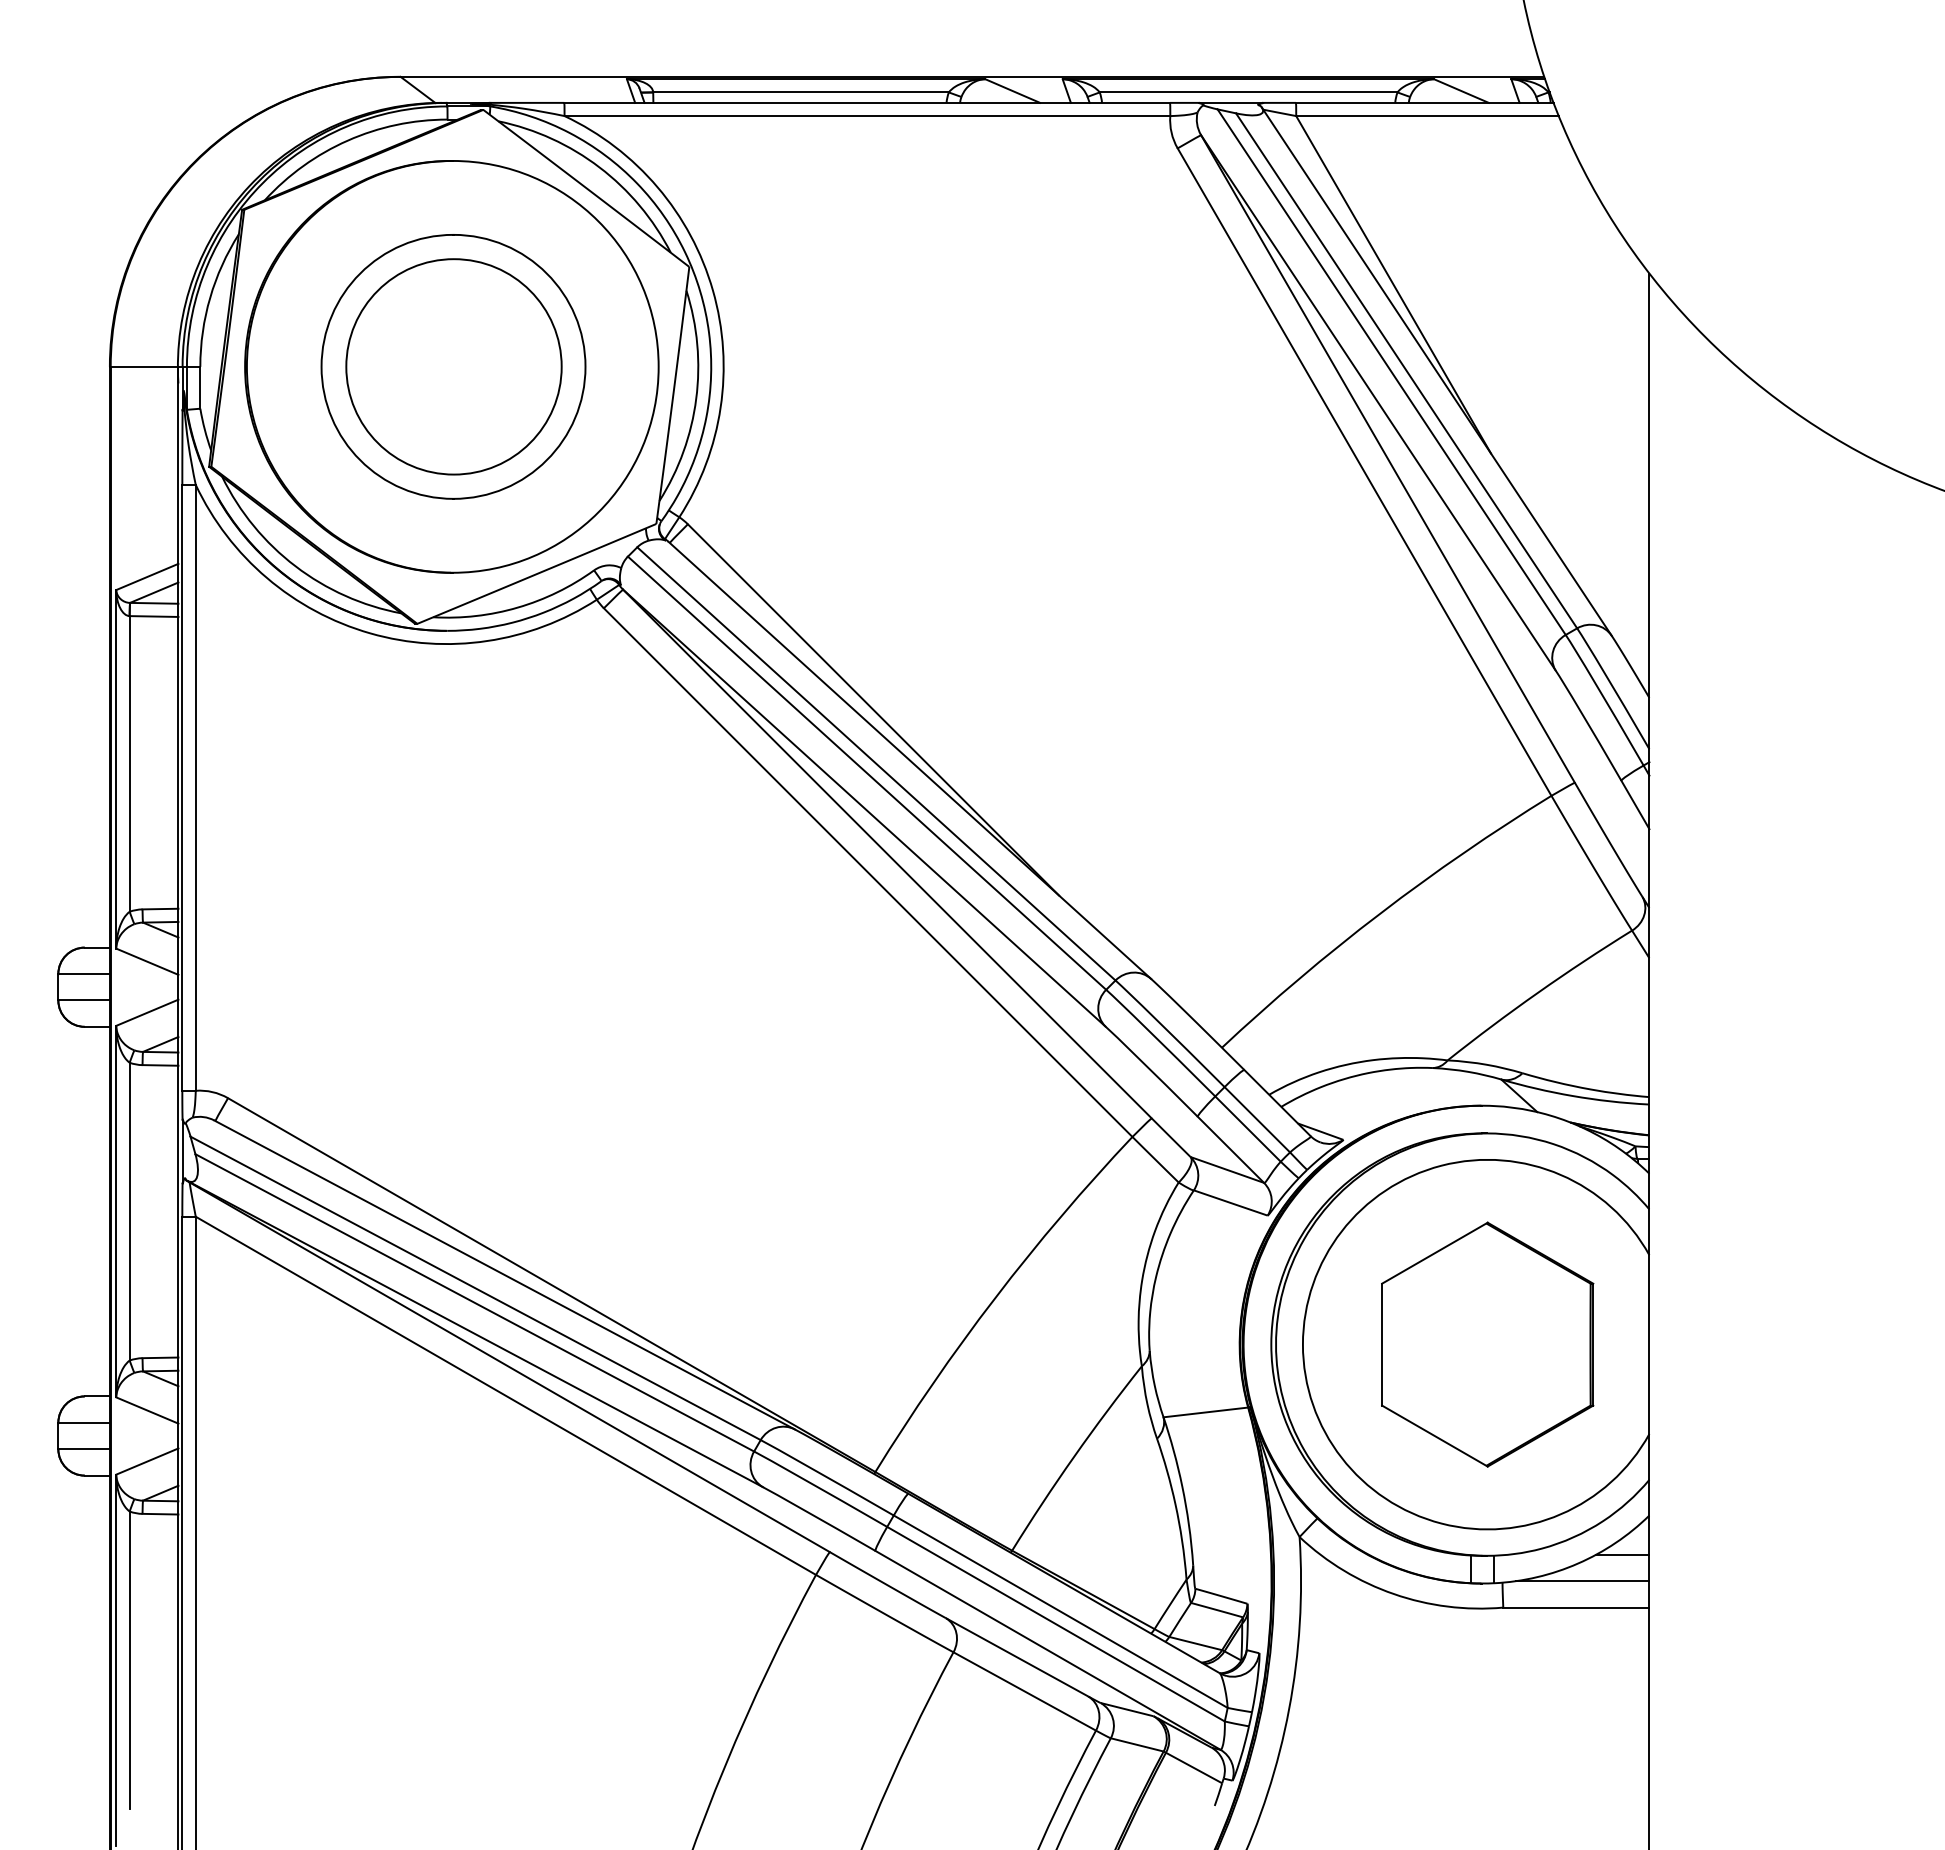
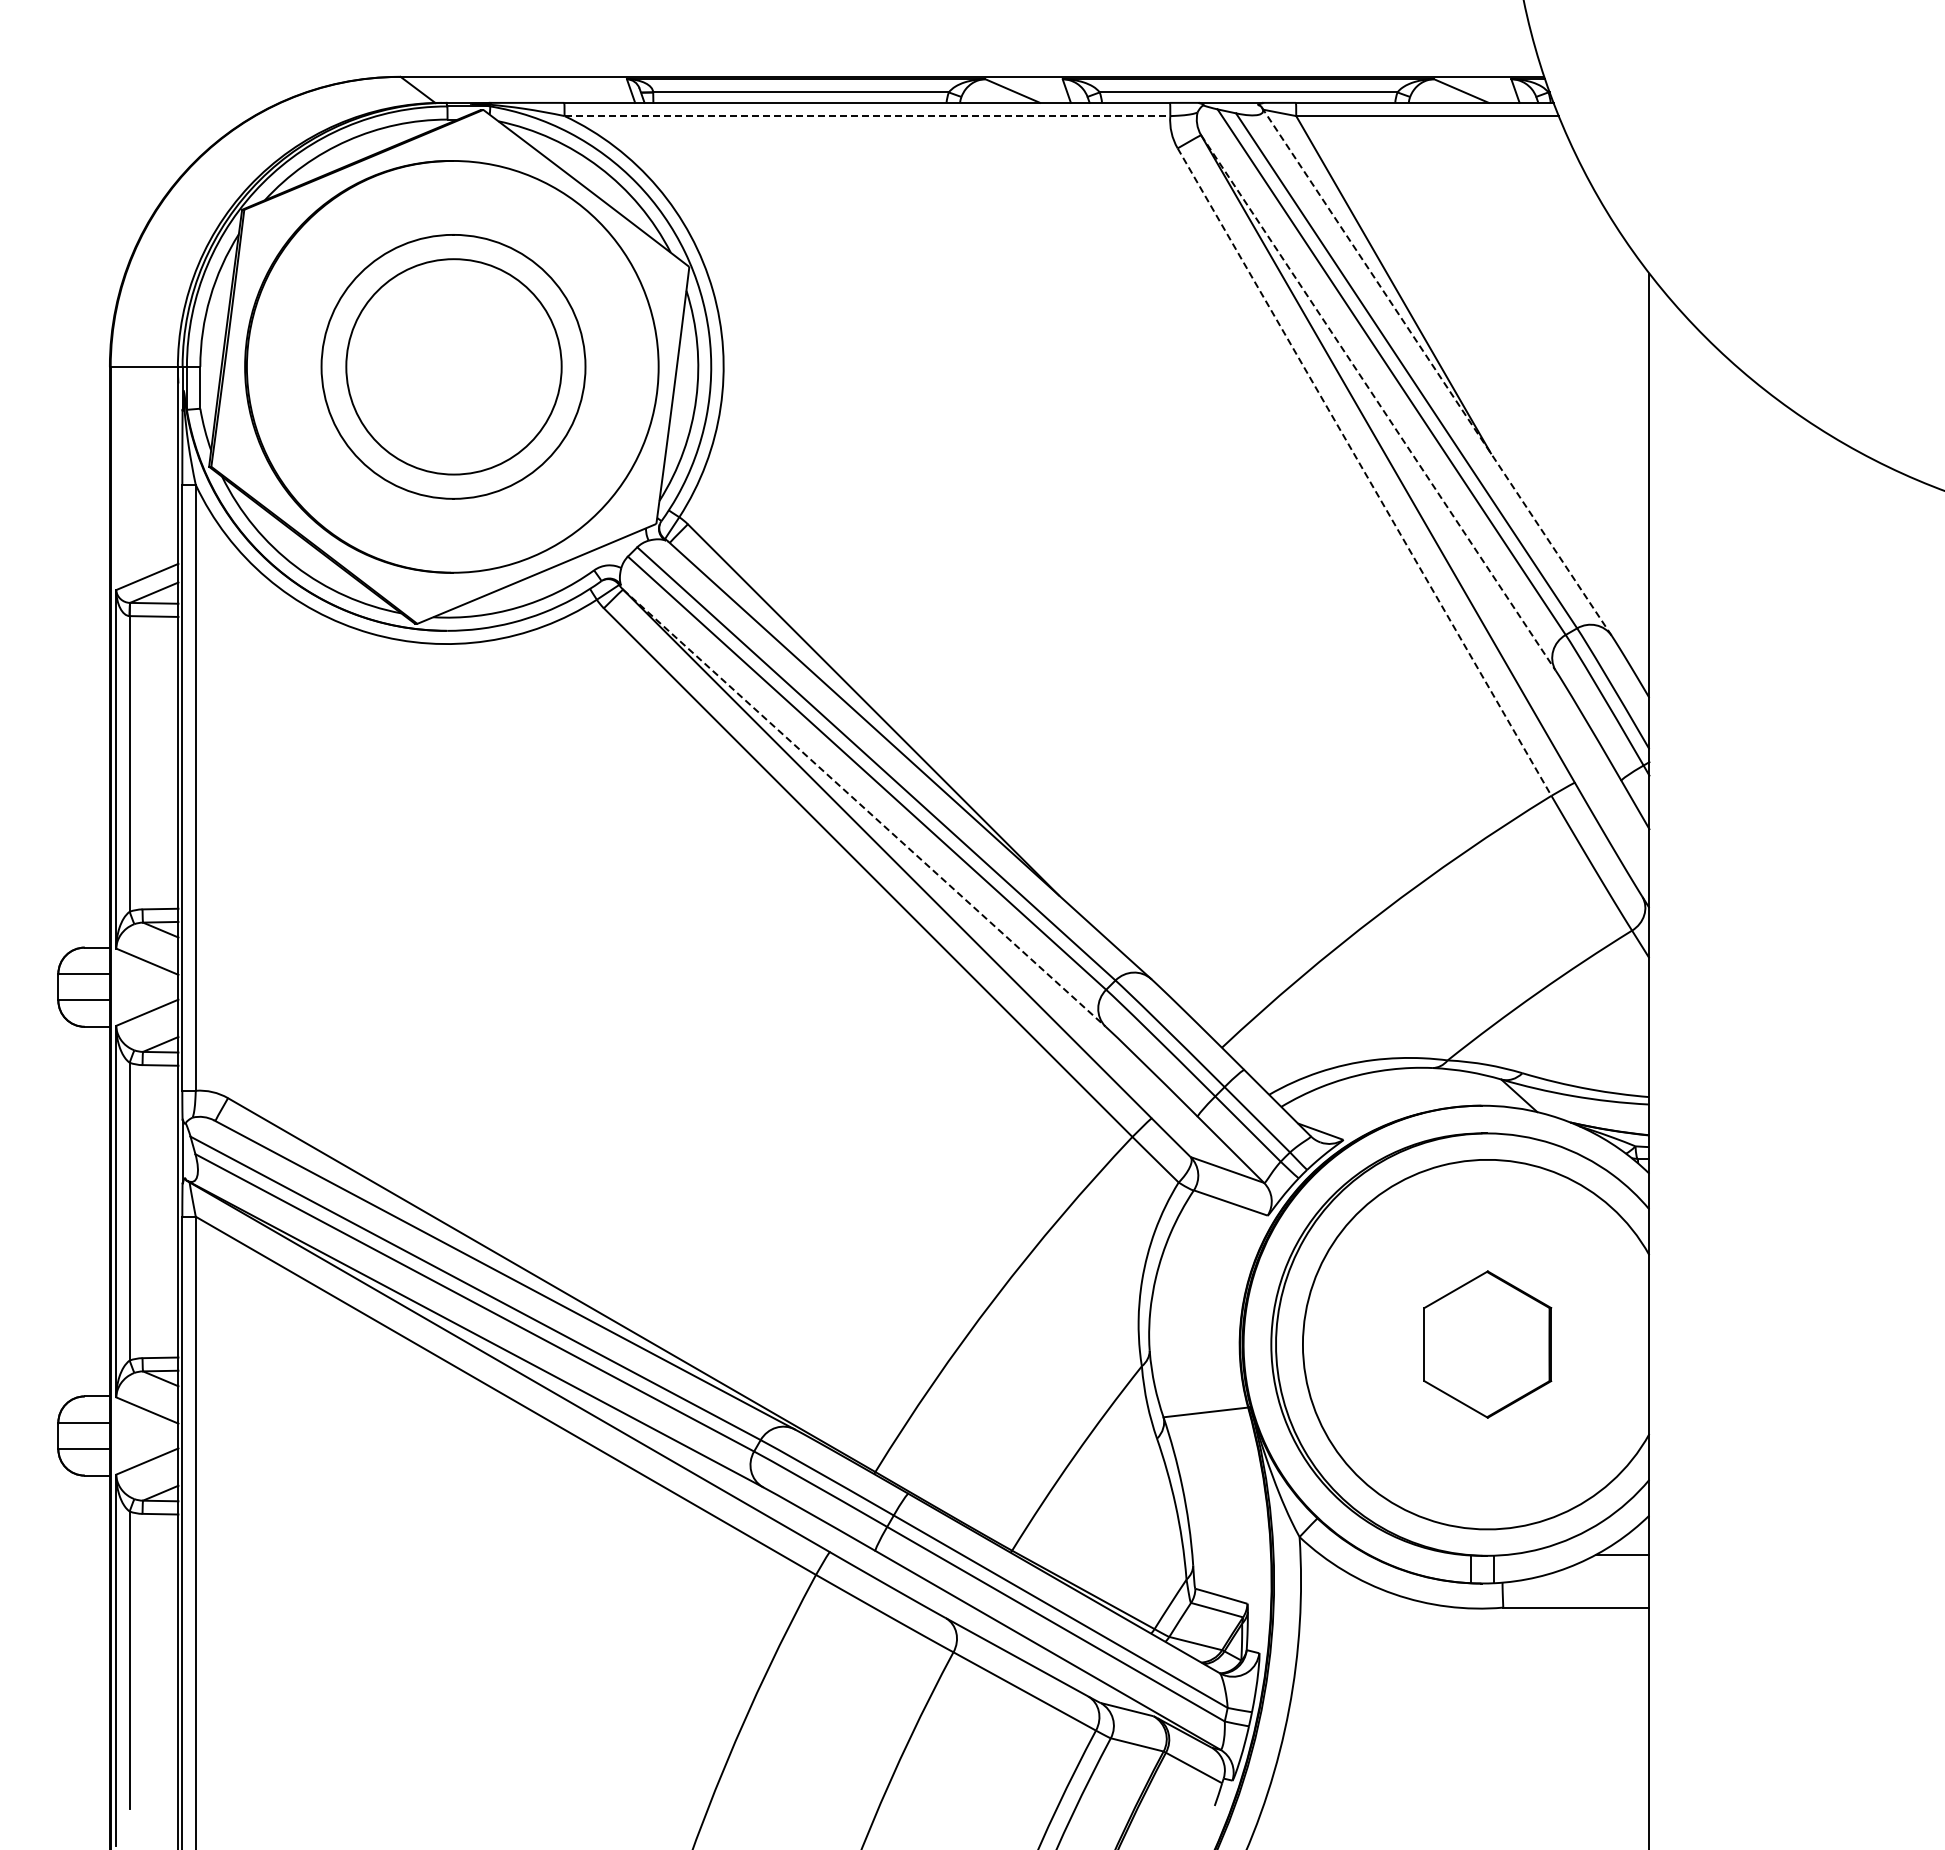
line: solid -> dashed (867, 116)
line: solid -> dashed (1436, 371)
line: solid -> dashed (1378, 402)
line: solid -> dashed (1364, 472)
line: solid -> dashed (864, 808)
part size: 214x247 px -> 130x149 px (1487, 1344)
line: present -> none (1582, 1581)
